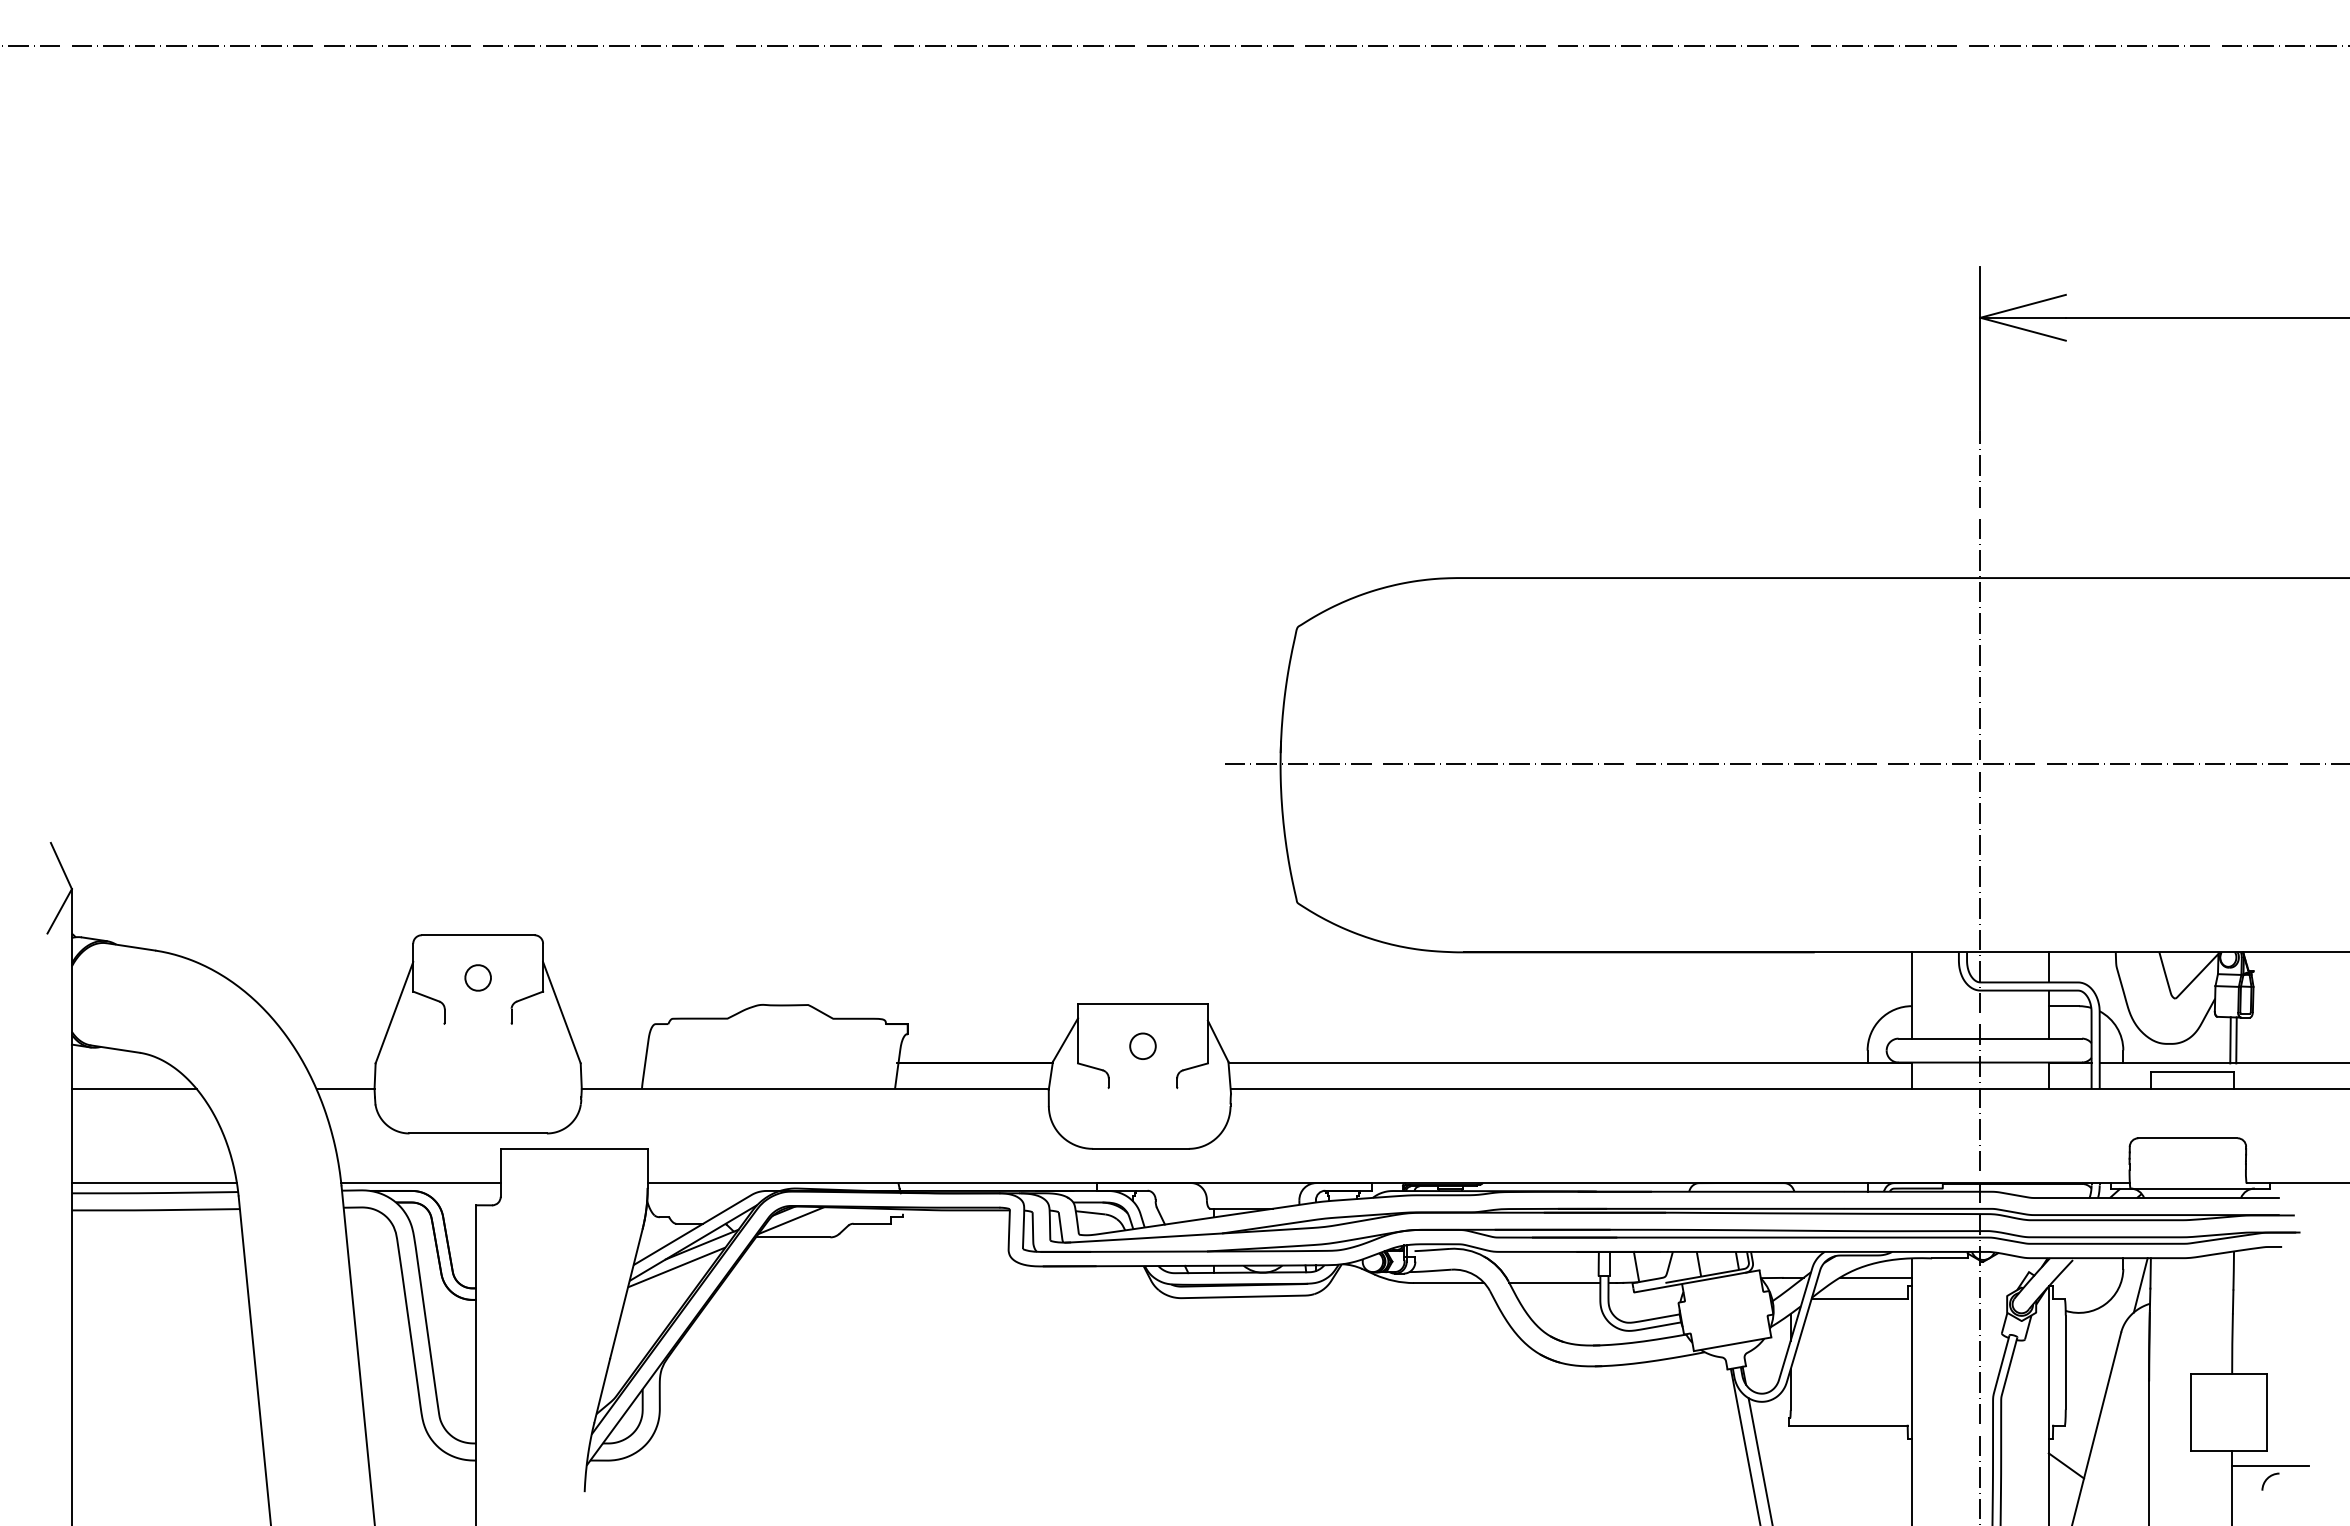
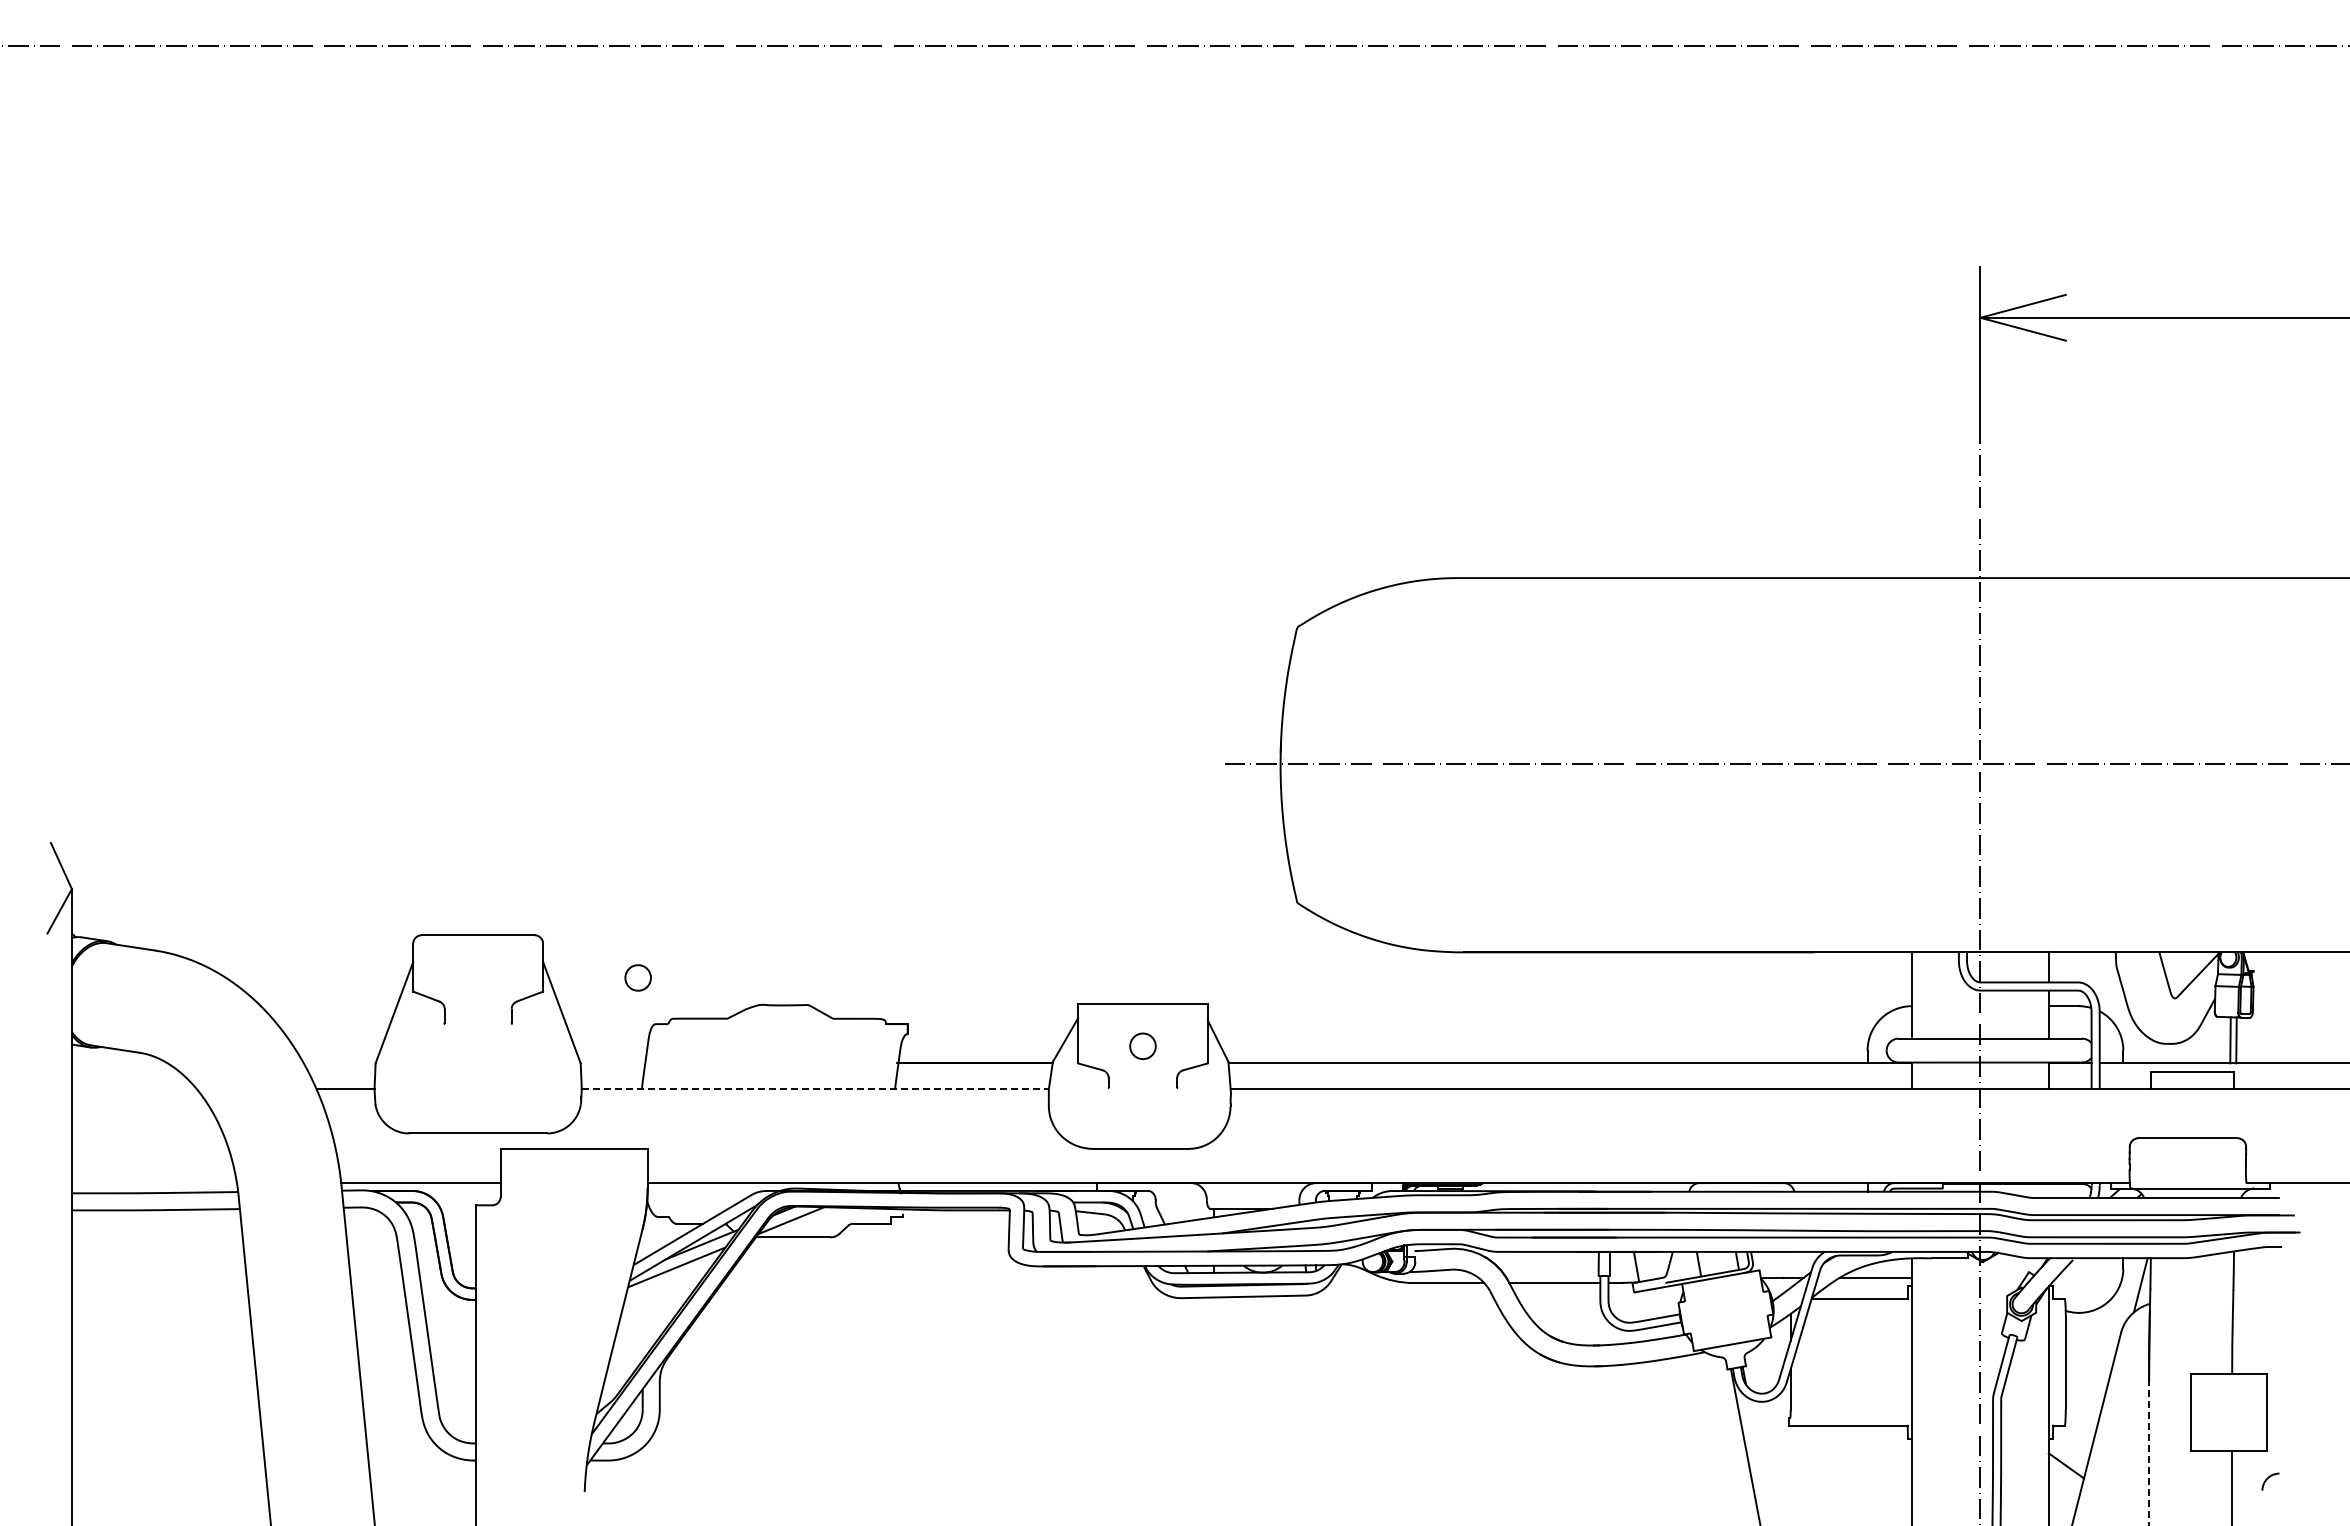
part position: (477, 977) -> (637, 977) (637, 977)
line: present -> none (133, 1089)
line: solid -> dashed (815, 1089)
line: present -> none (153, 1183)
line: solid -> dashed (2149, 1451)
line: present -> none (1759, 1460)
line: present -> none (2270, 1466)
